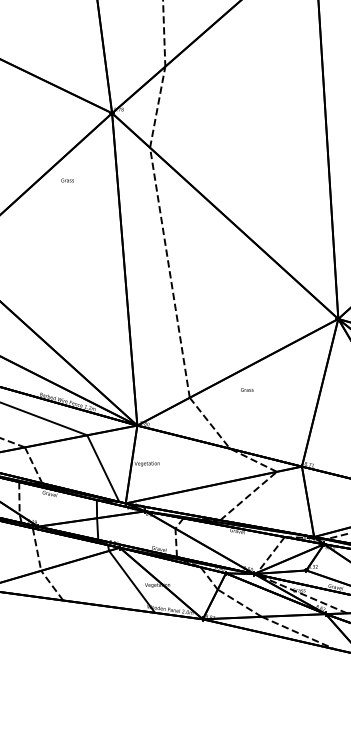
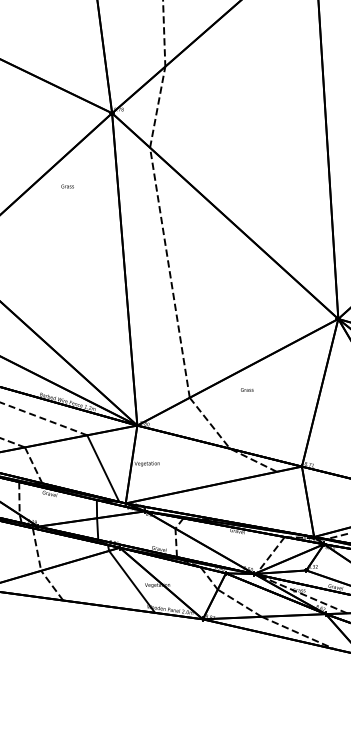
text position: (67, 180) -> (67, 186) (67, 186)
line: solid -> dashed (43, 418)
line: present -> none (248, 495)
